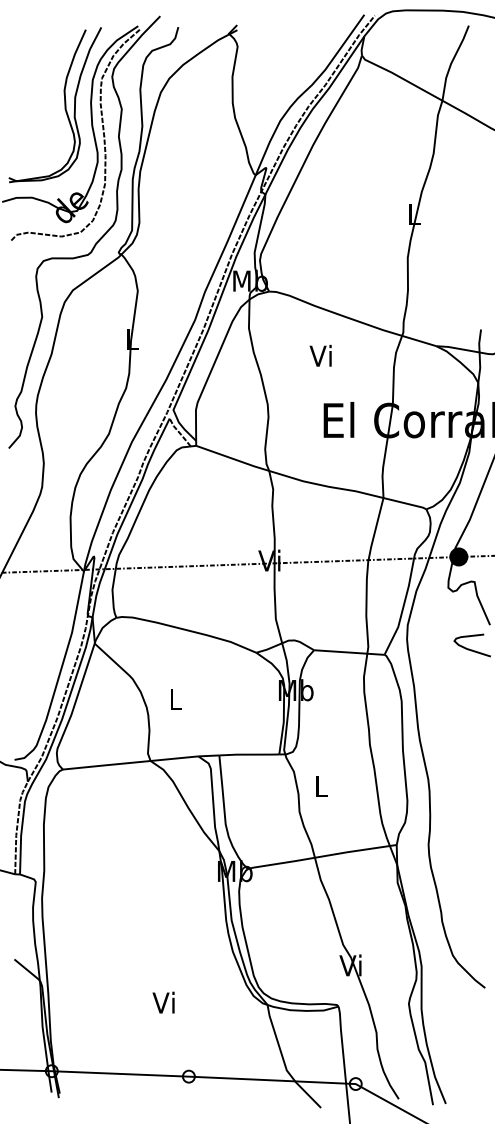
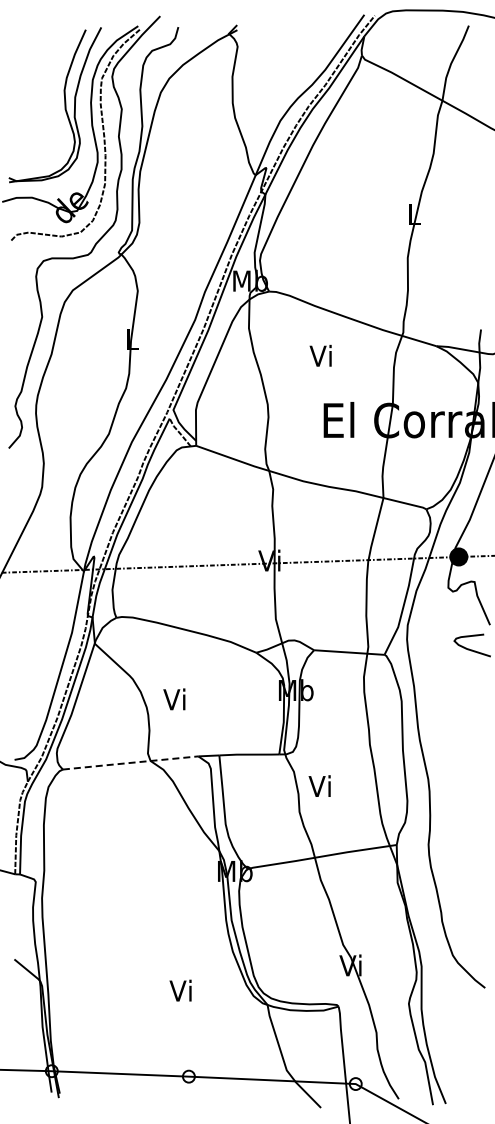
text: L -> Vi (174, 699)
line: solid -> dashed (129, 762)
text: L -> Vi (319, 785)
text position: (163, 1002) -> (180, 990) (180, 990)
